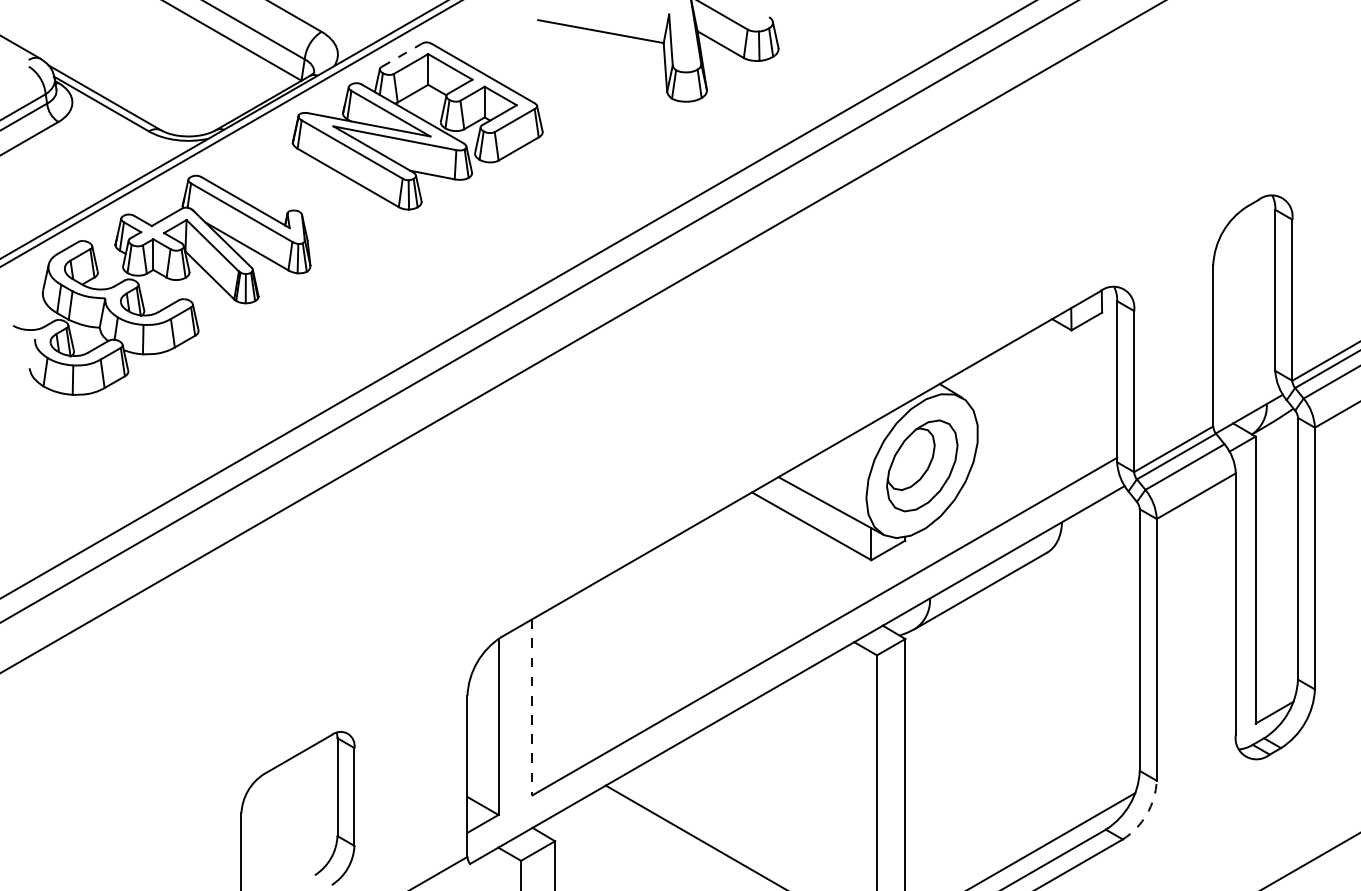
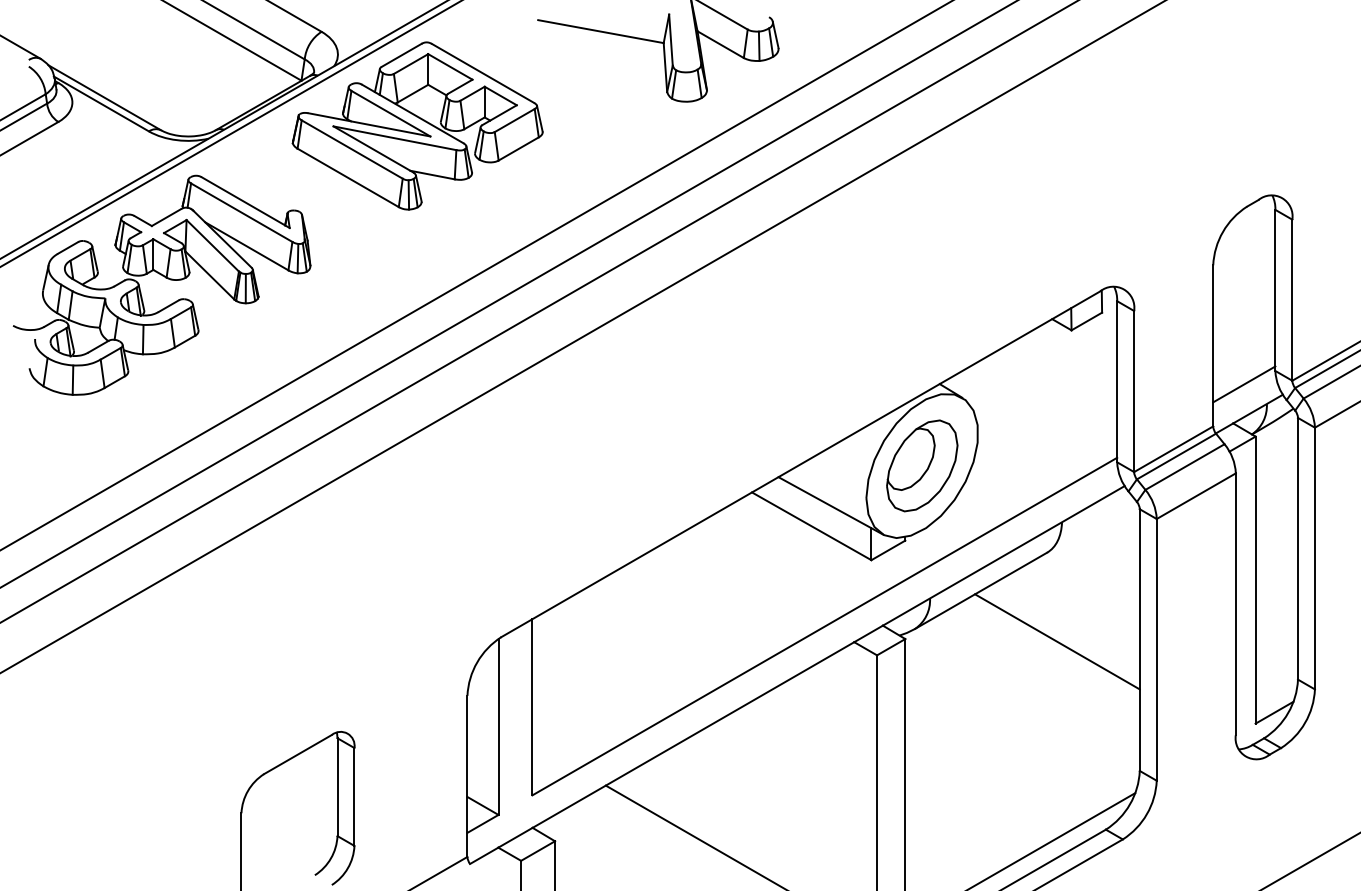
line: dashed -> solid (402, 55)
line: none -> present (475, 275)
line position: (517, 299) -> (508, 294) (508, 294)
line: none -> present (1244, 384)
line: none -> present (1057, 641)
line: dashed -> solid (532, 707)
arc: dashed -> solid (1146, 814)
